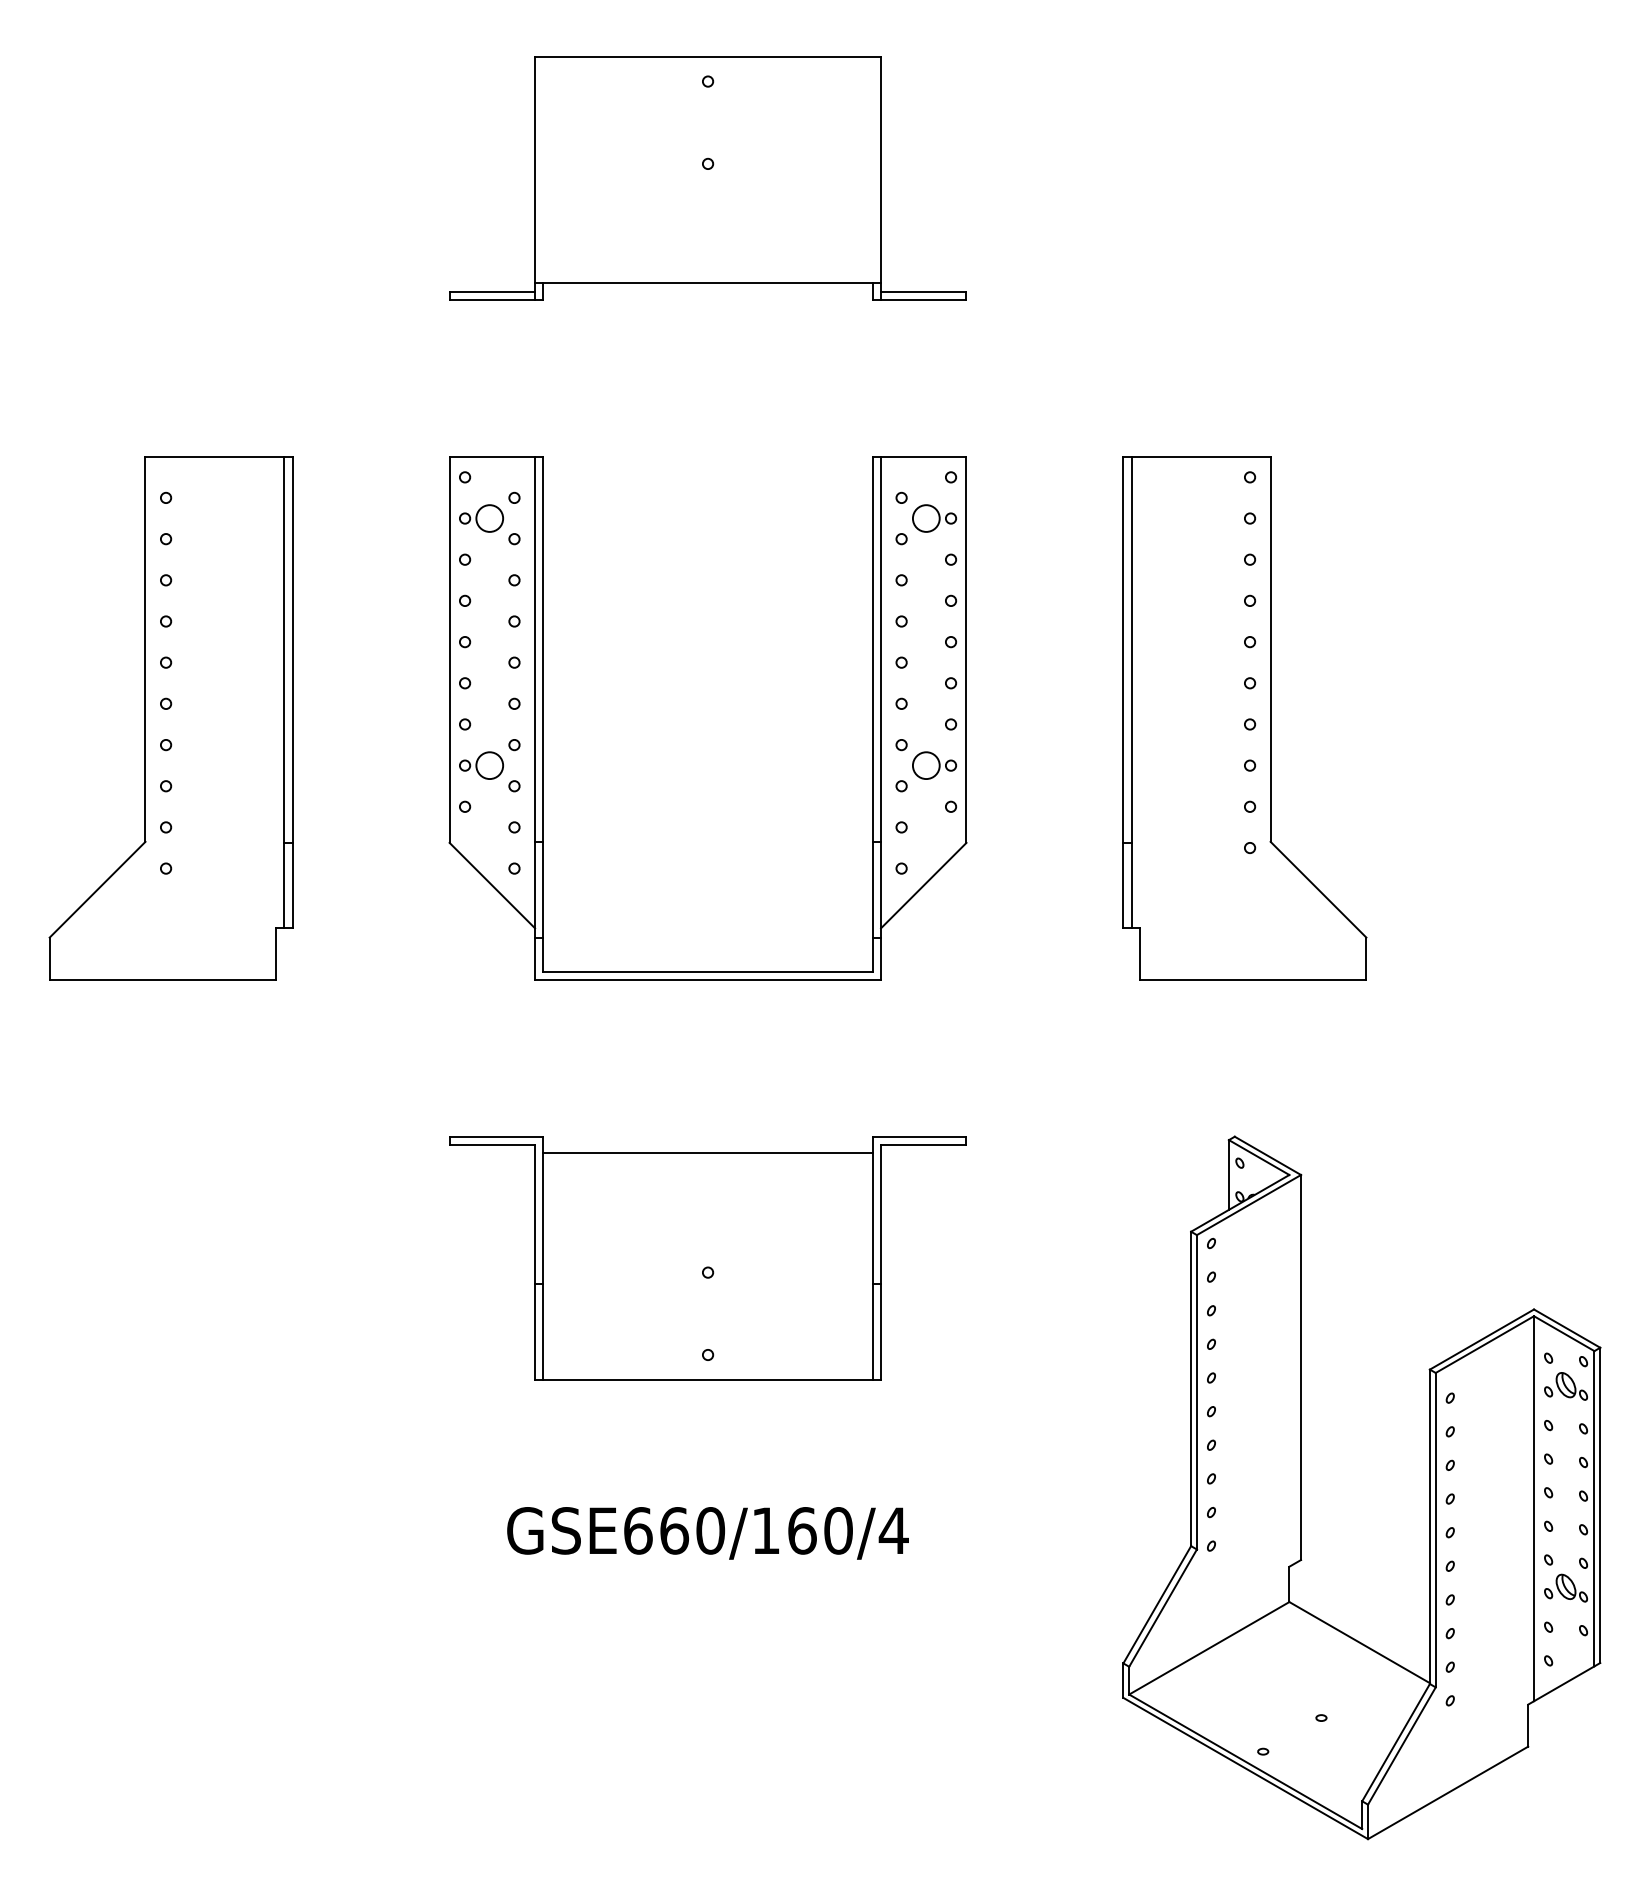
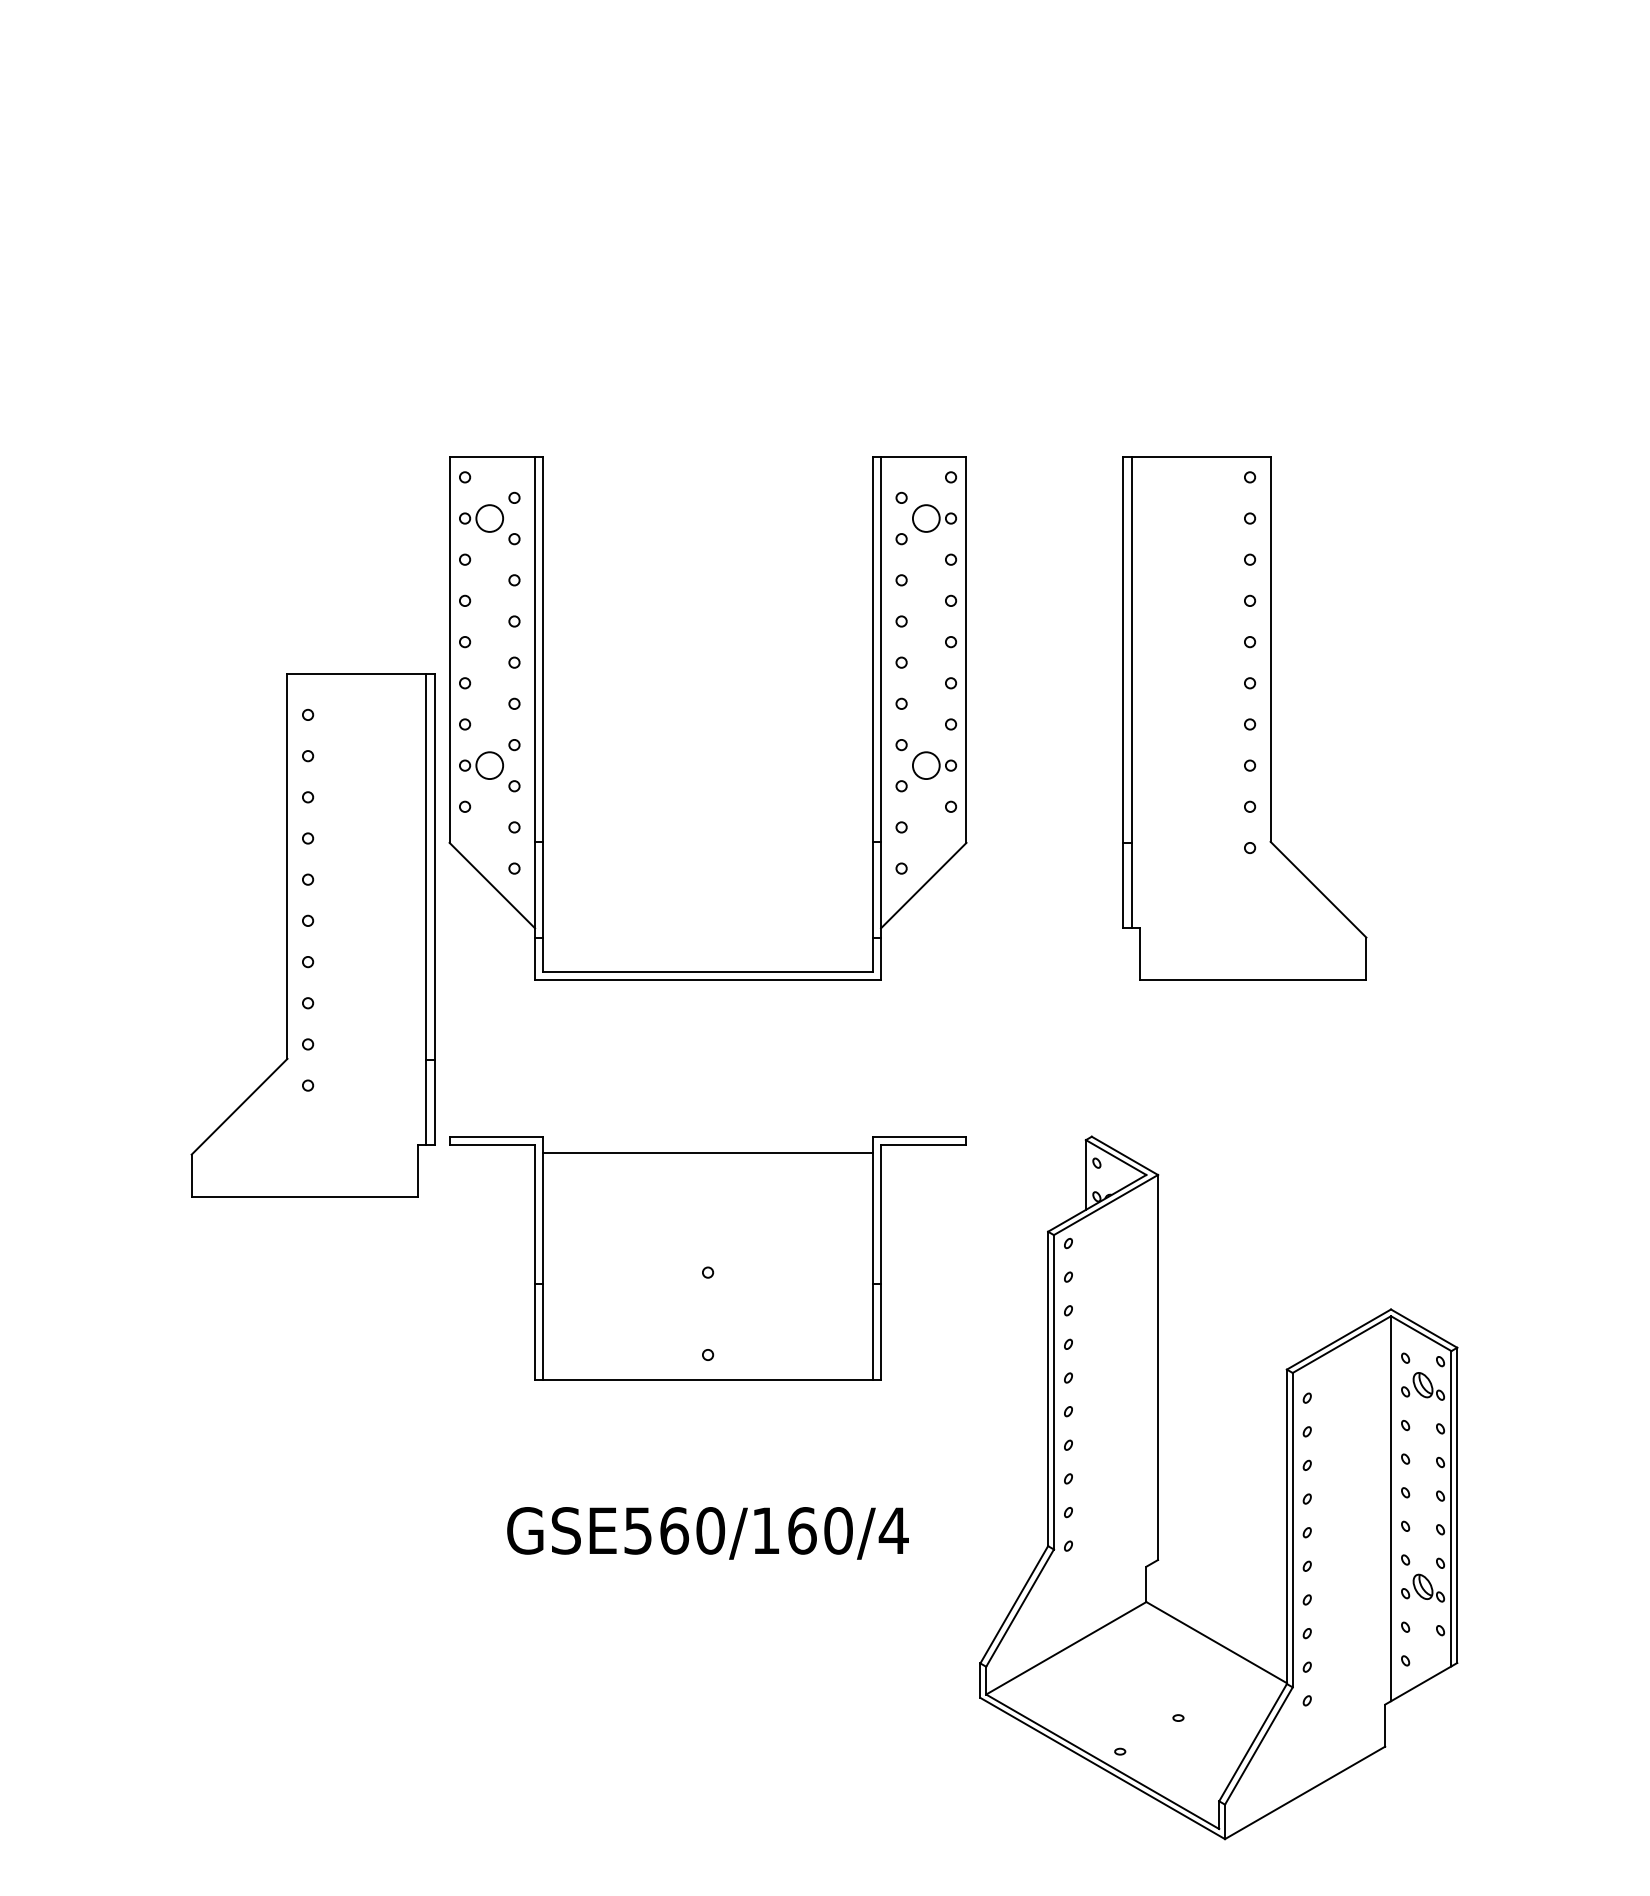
part: present -> none (707, 178)
part position: (170, 718) -> (312, 935) (312, 935)
part position: (1301, 1487) -> (1158, 1487) (1158, 1487)
text: GSE660/160/4 -> GSE560/160/4 (638, 1530)
